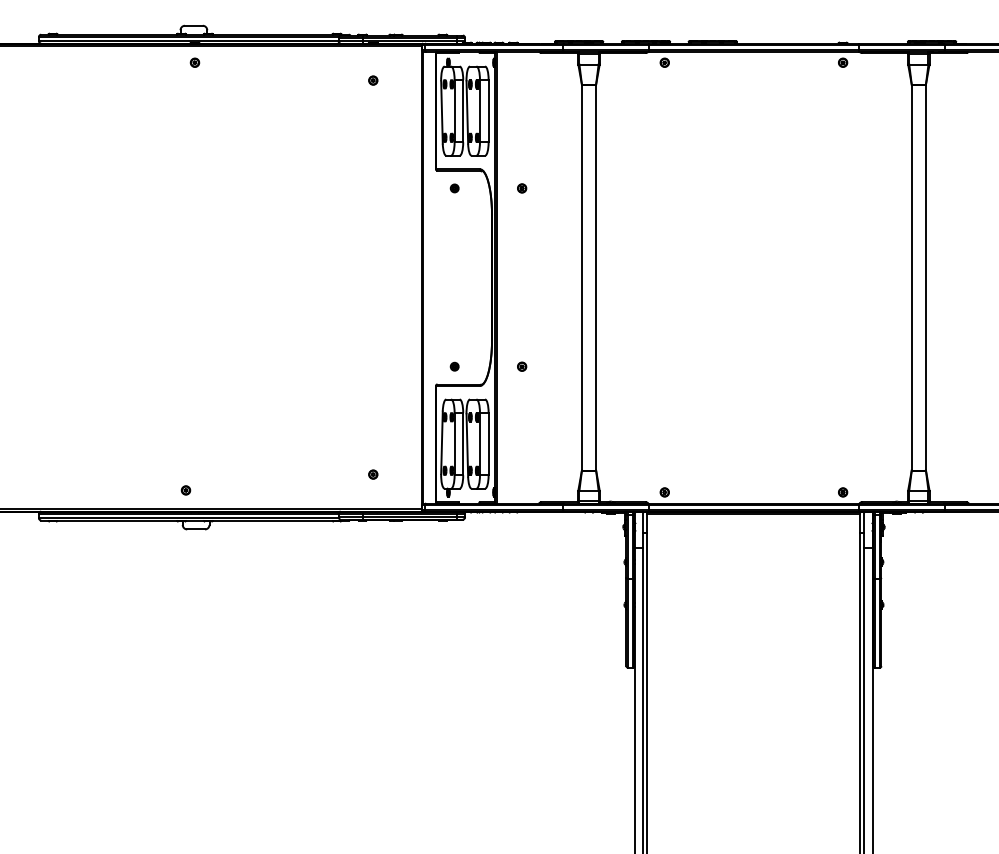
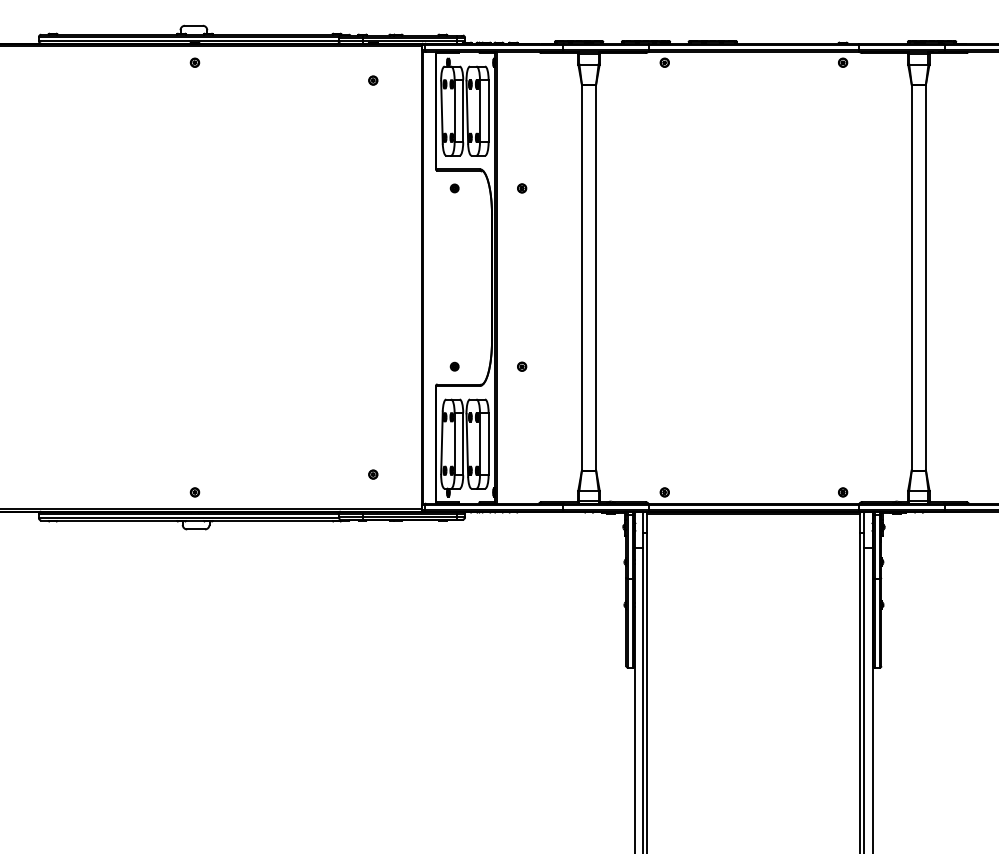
part position: (185, 490) -> (194, 492) (194, 492)
